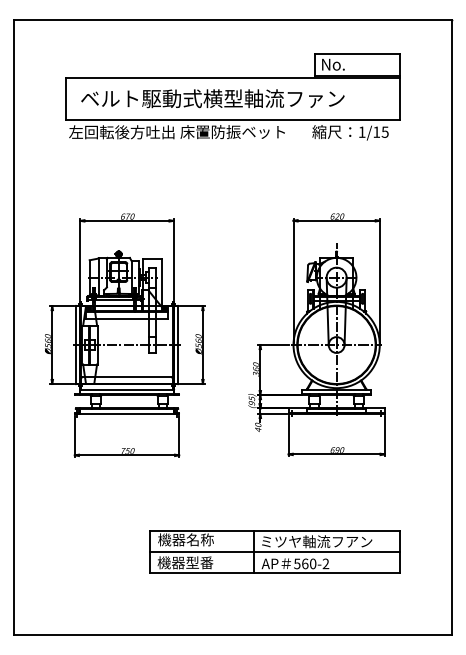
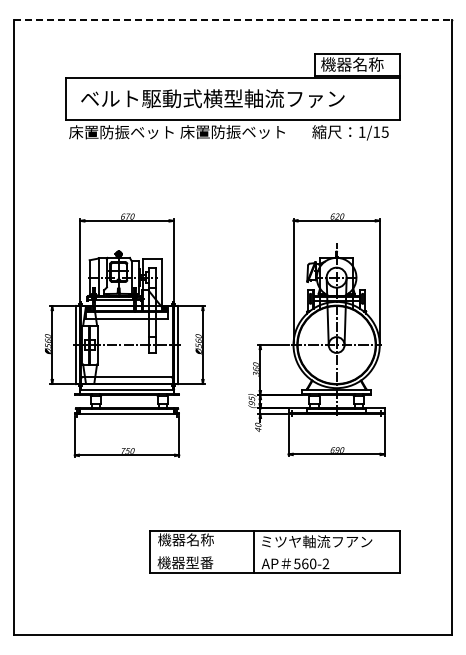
line: solid -> dashed (233, 19)
text: No. -> 機器名称 (352, 64)
text: 左回転後方吐出 -> 床置防振ベット (121, 132)
line: present -> none (274, 551)
